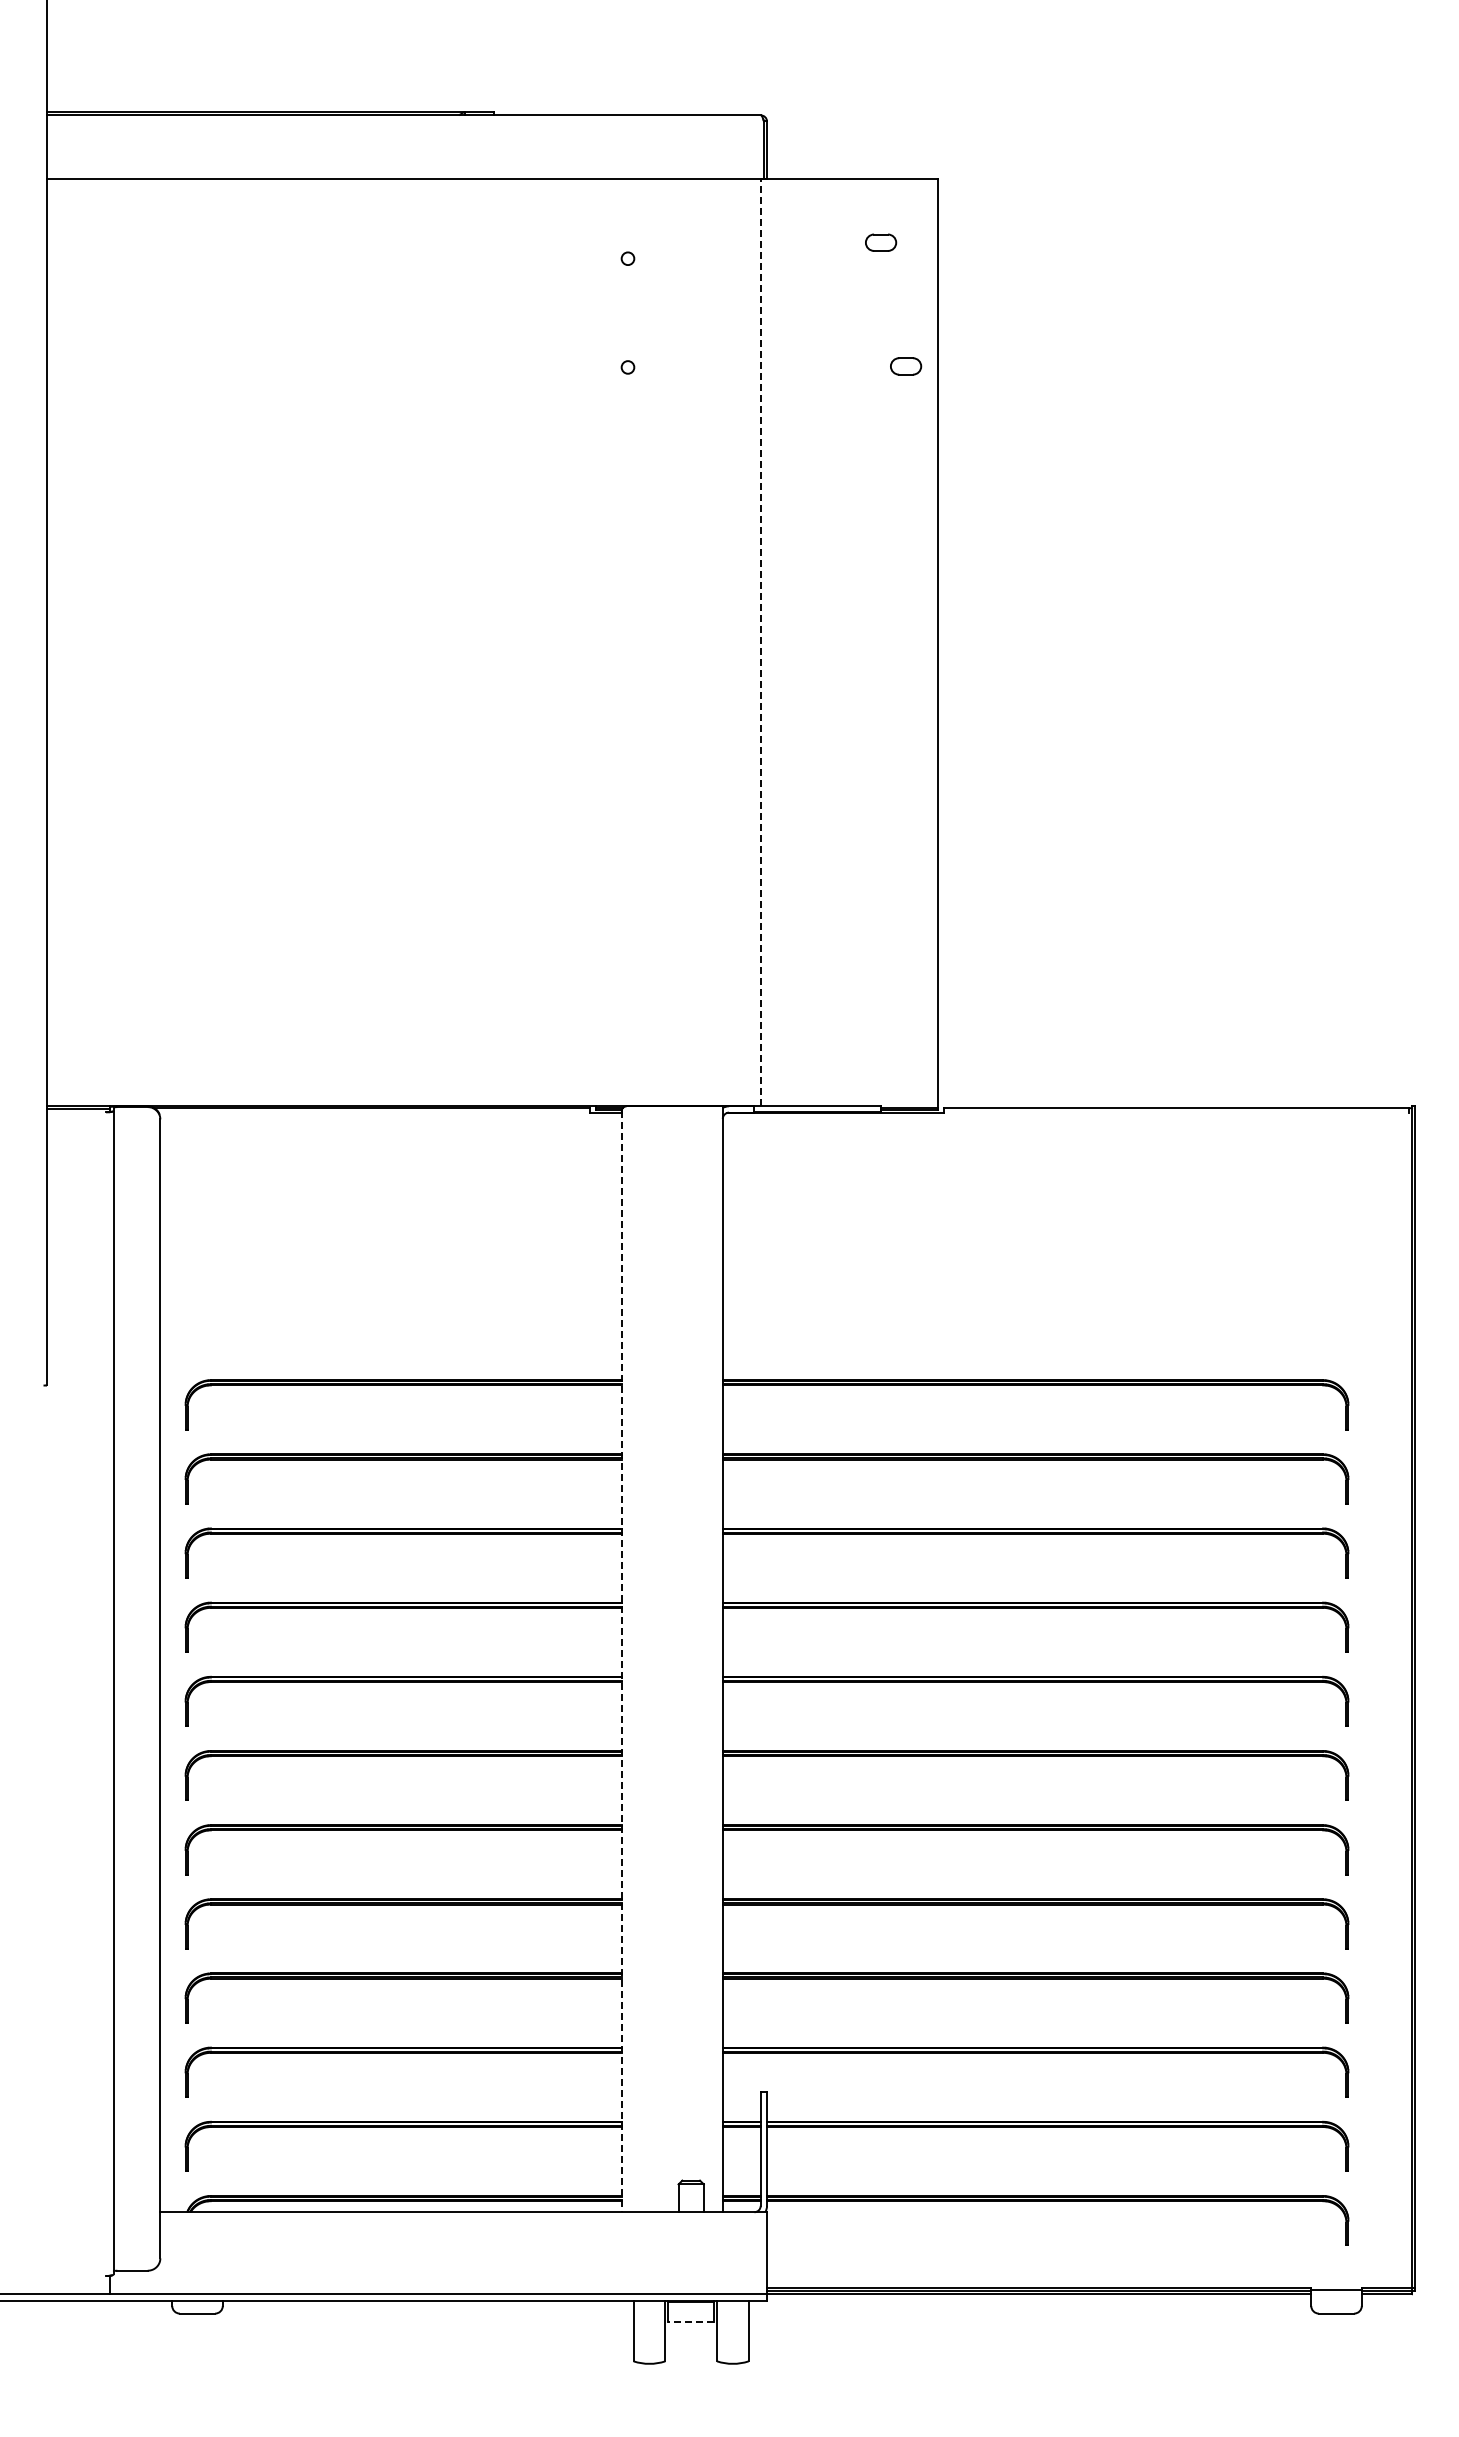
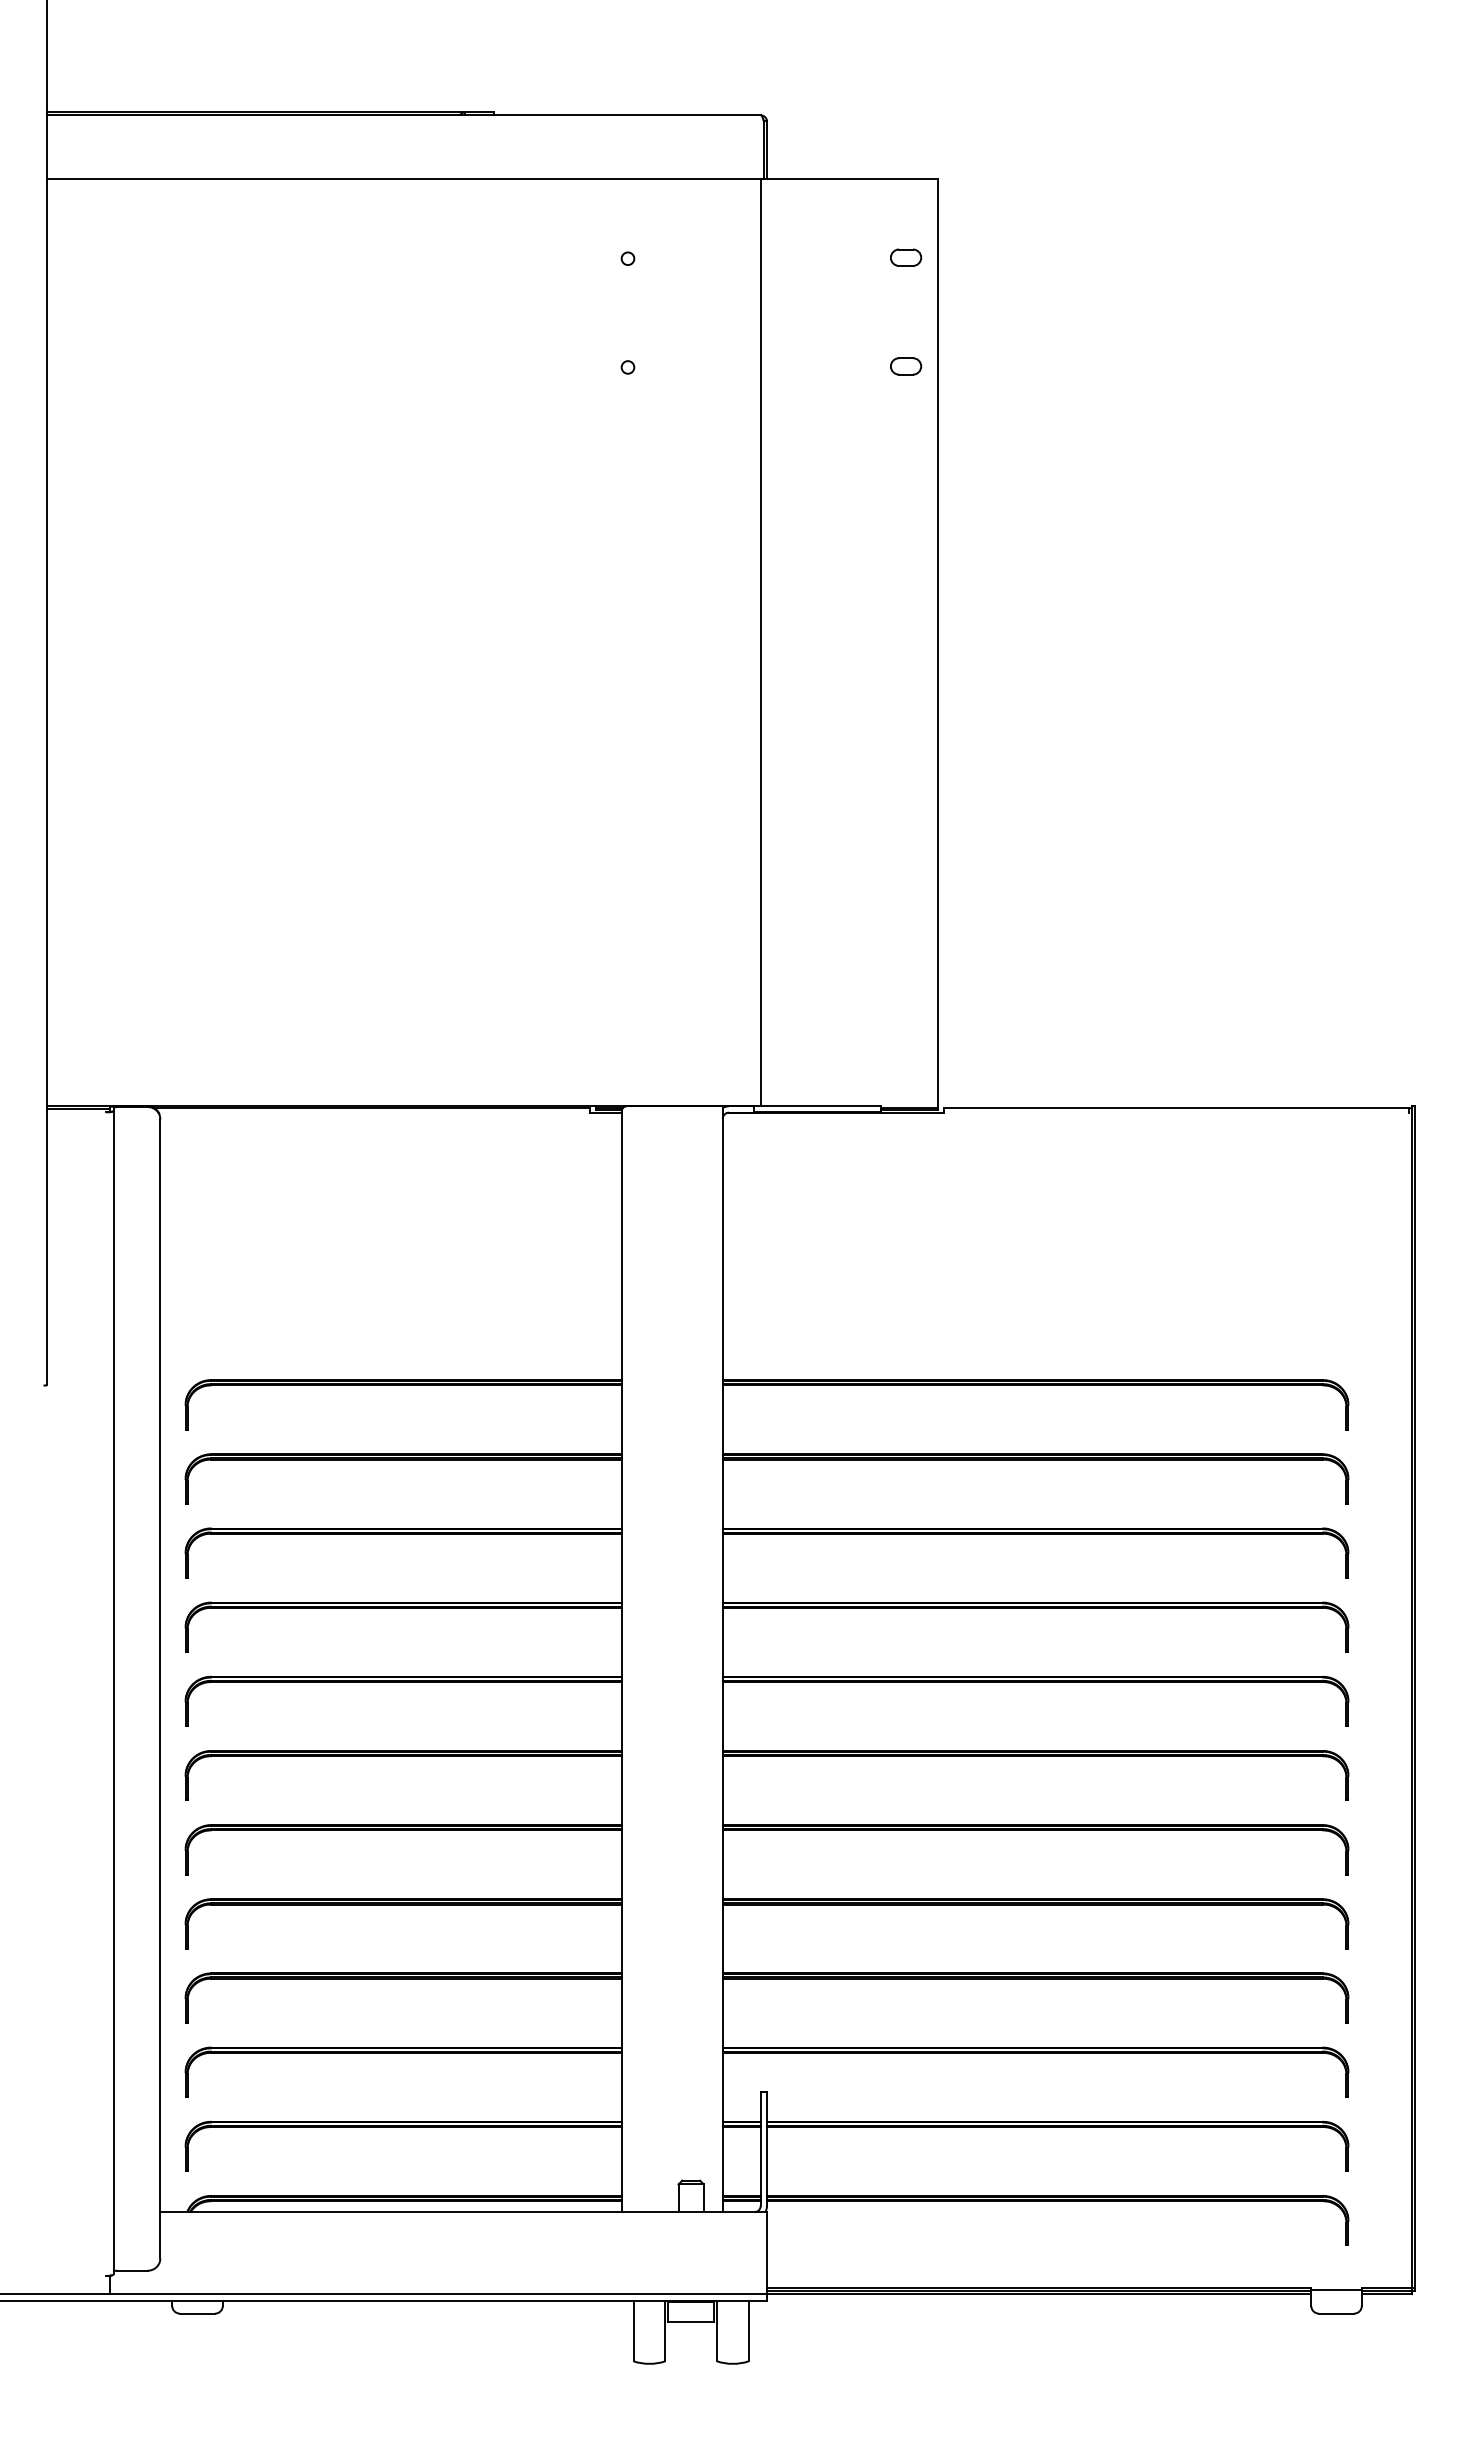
part position: (881, 242) -> (906, 257) (906, 257)
line: dashed -> solid (760, 641)
line: dashed -> solid (621, 1662)
line: dashed -> solid (691, 2322)
